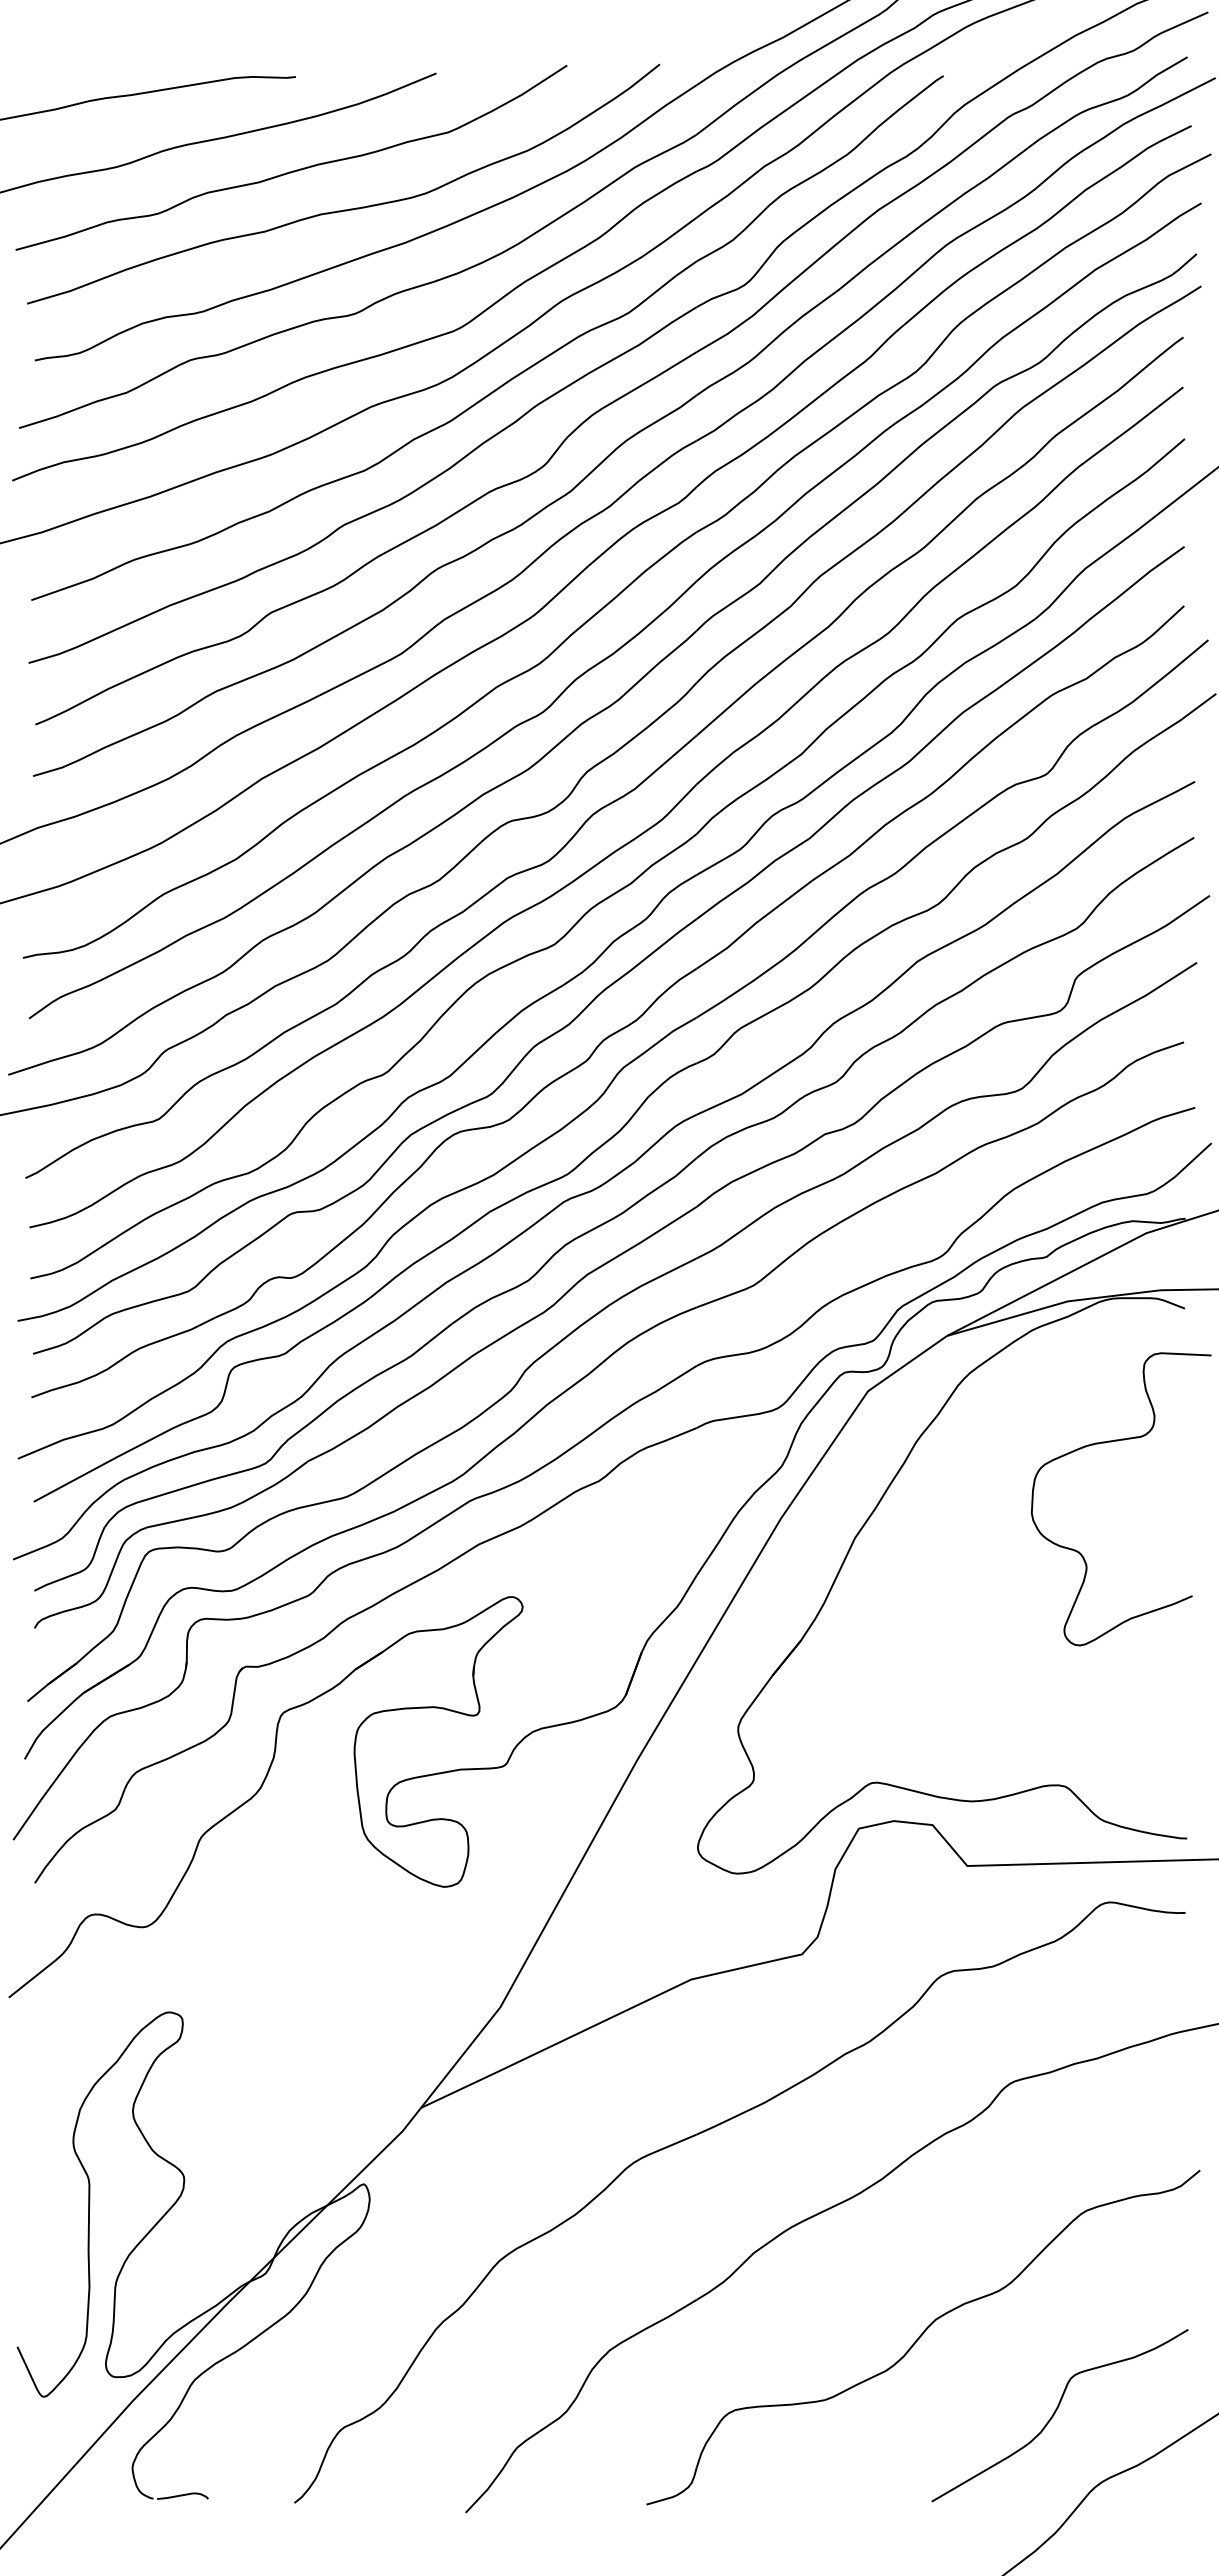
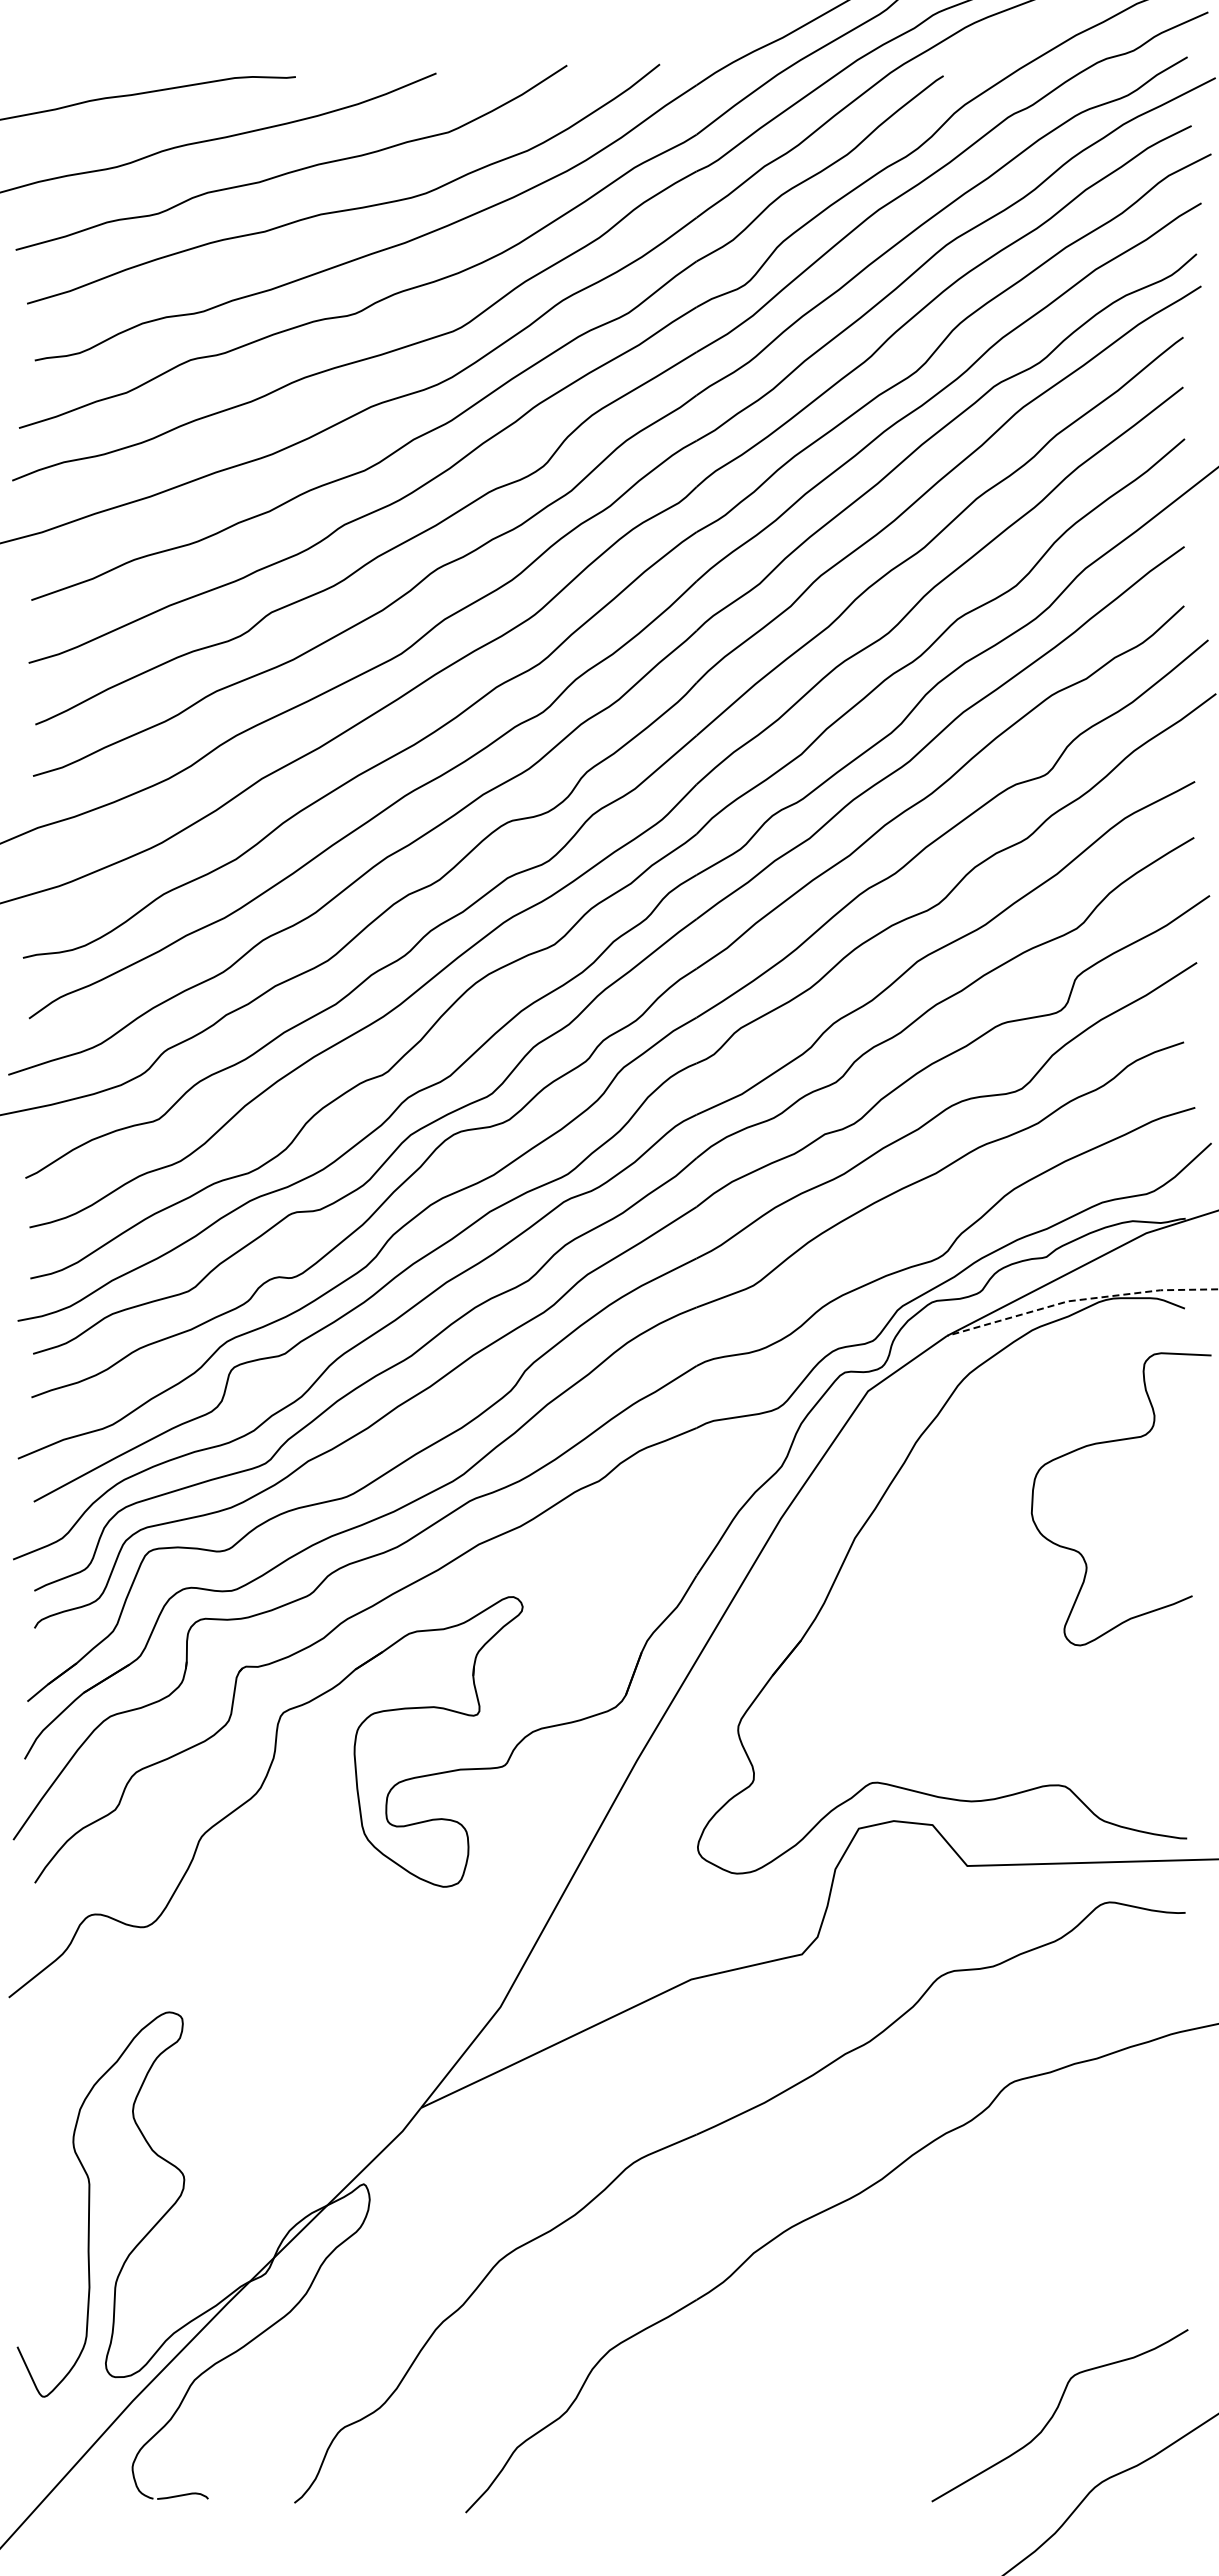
line: solid -> dashed (1080, 1299)
part: present -> none (923, 2337)
